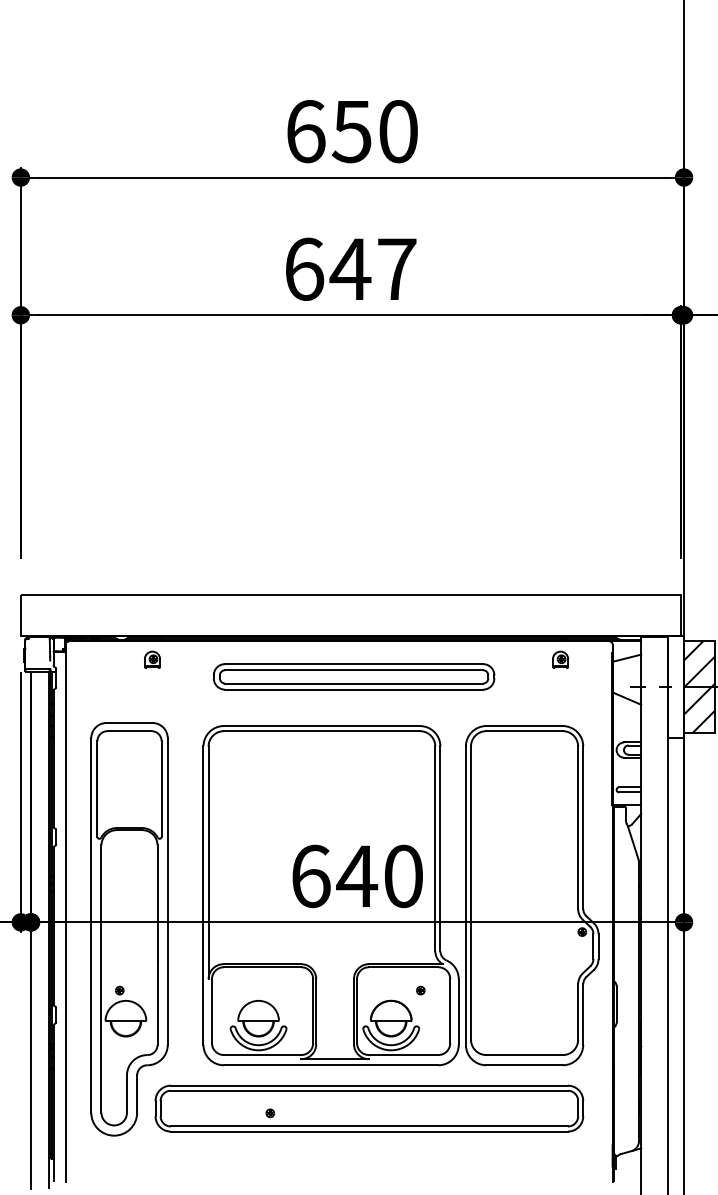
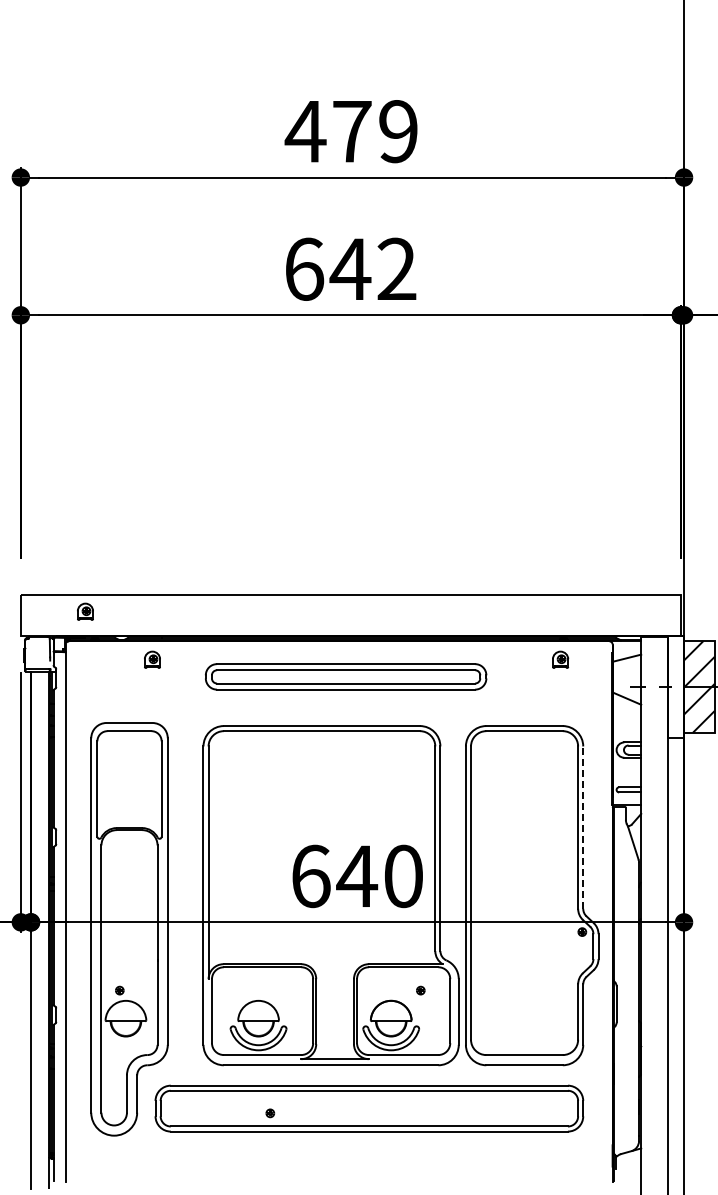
text: 650 -> 479 (350, 131)
text: 647 -> 642 (396, 268)
part: none -> present (85, 611)
part position: (354, 676) -> (346, 676) (346, 676)
line: solid -> dashed (583, 827)
